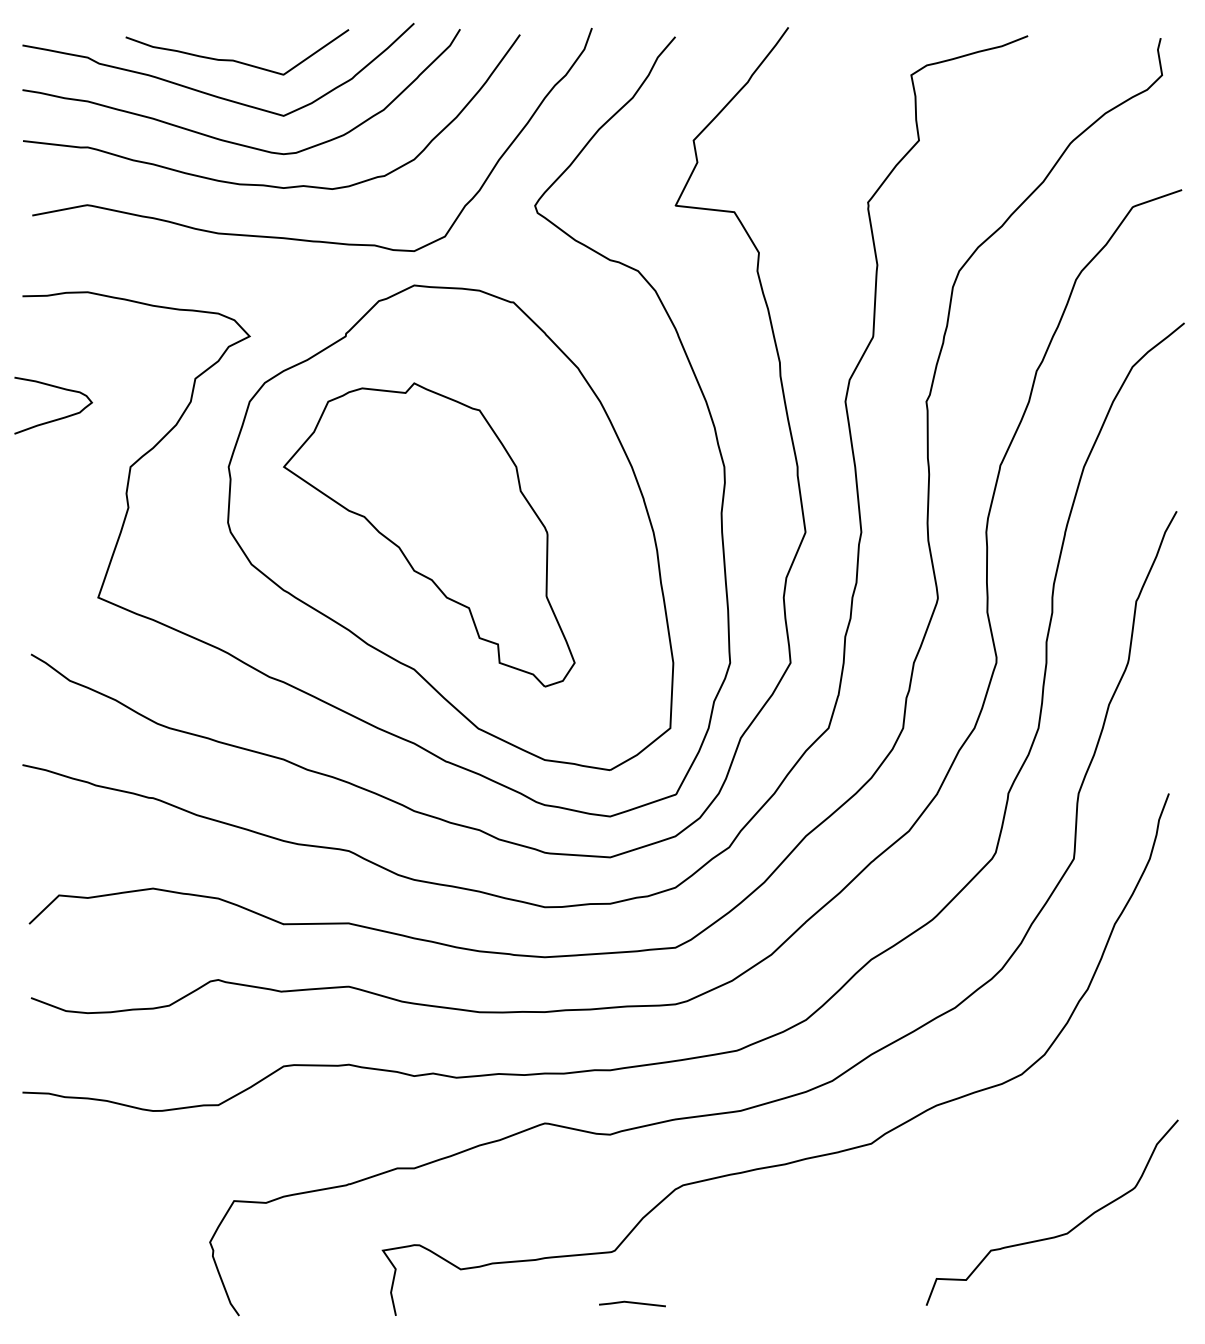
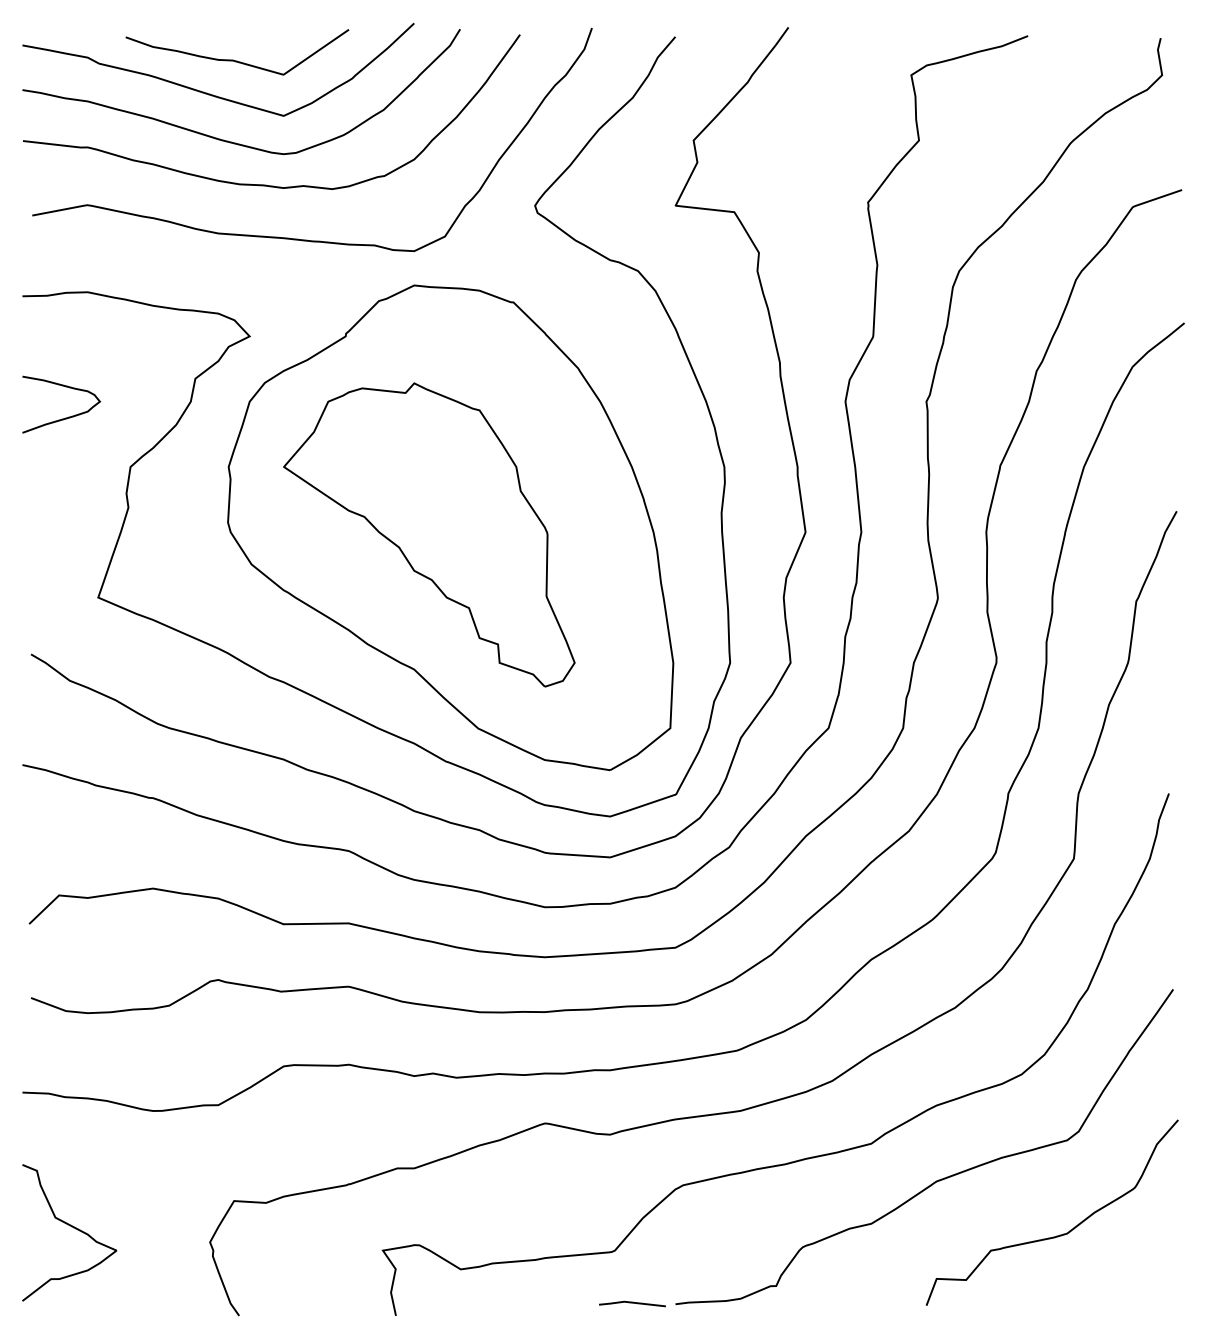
curve position: (57, 418) -> (65, 417) (65, 417)
curve: none -> present (938, 1179)
curve: none -> present (71, 1227)
